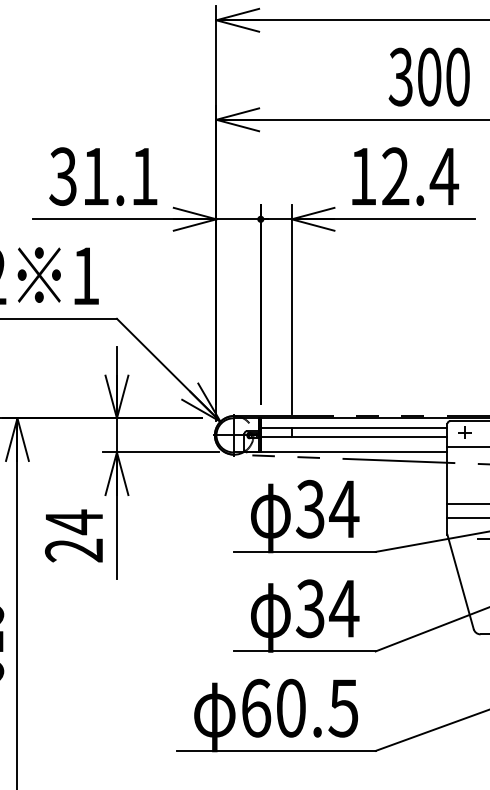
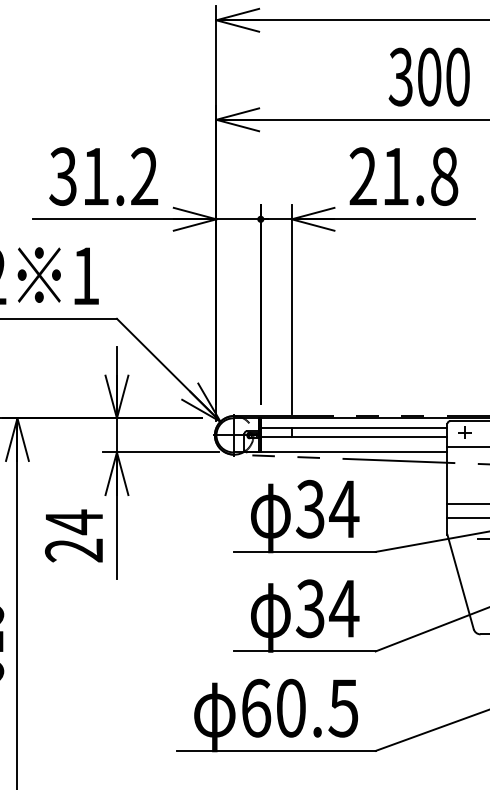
text: 31.1 -> 31.2 (144, 176)
text: 12.4 -> 21.8 (404, 176)
